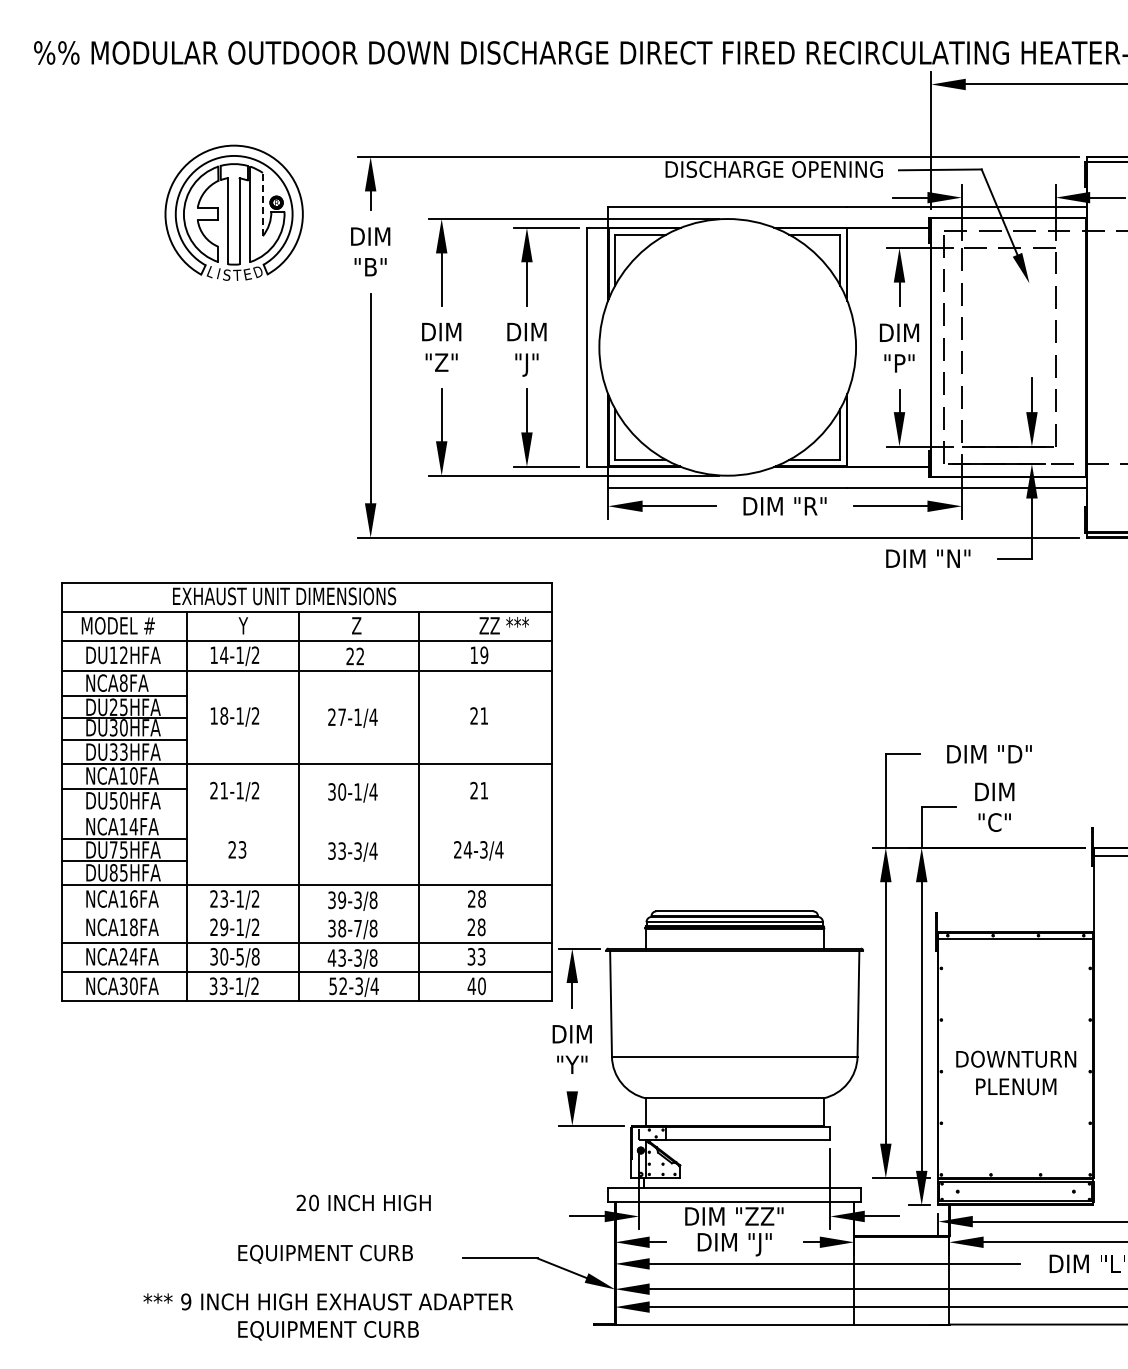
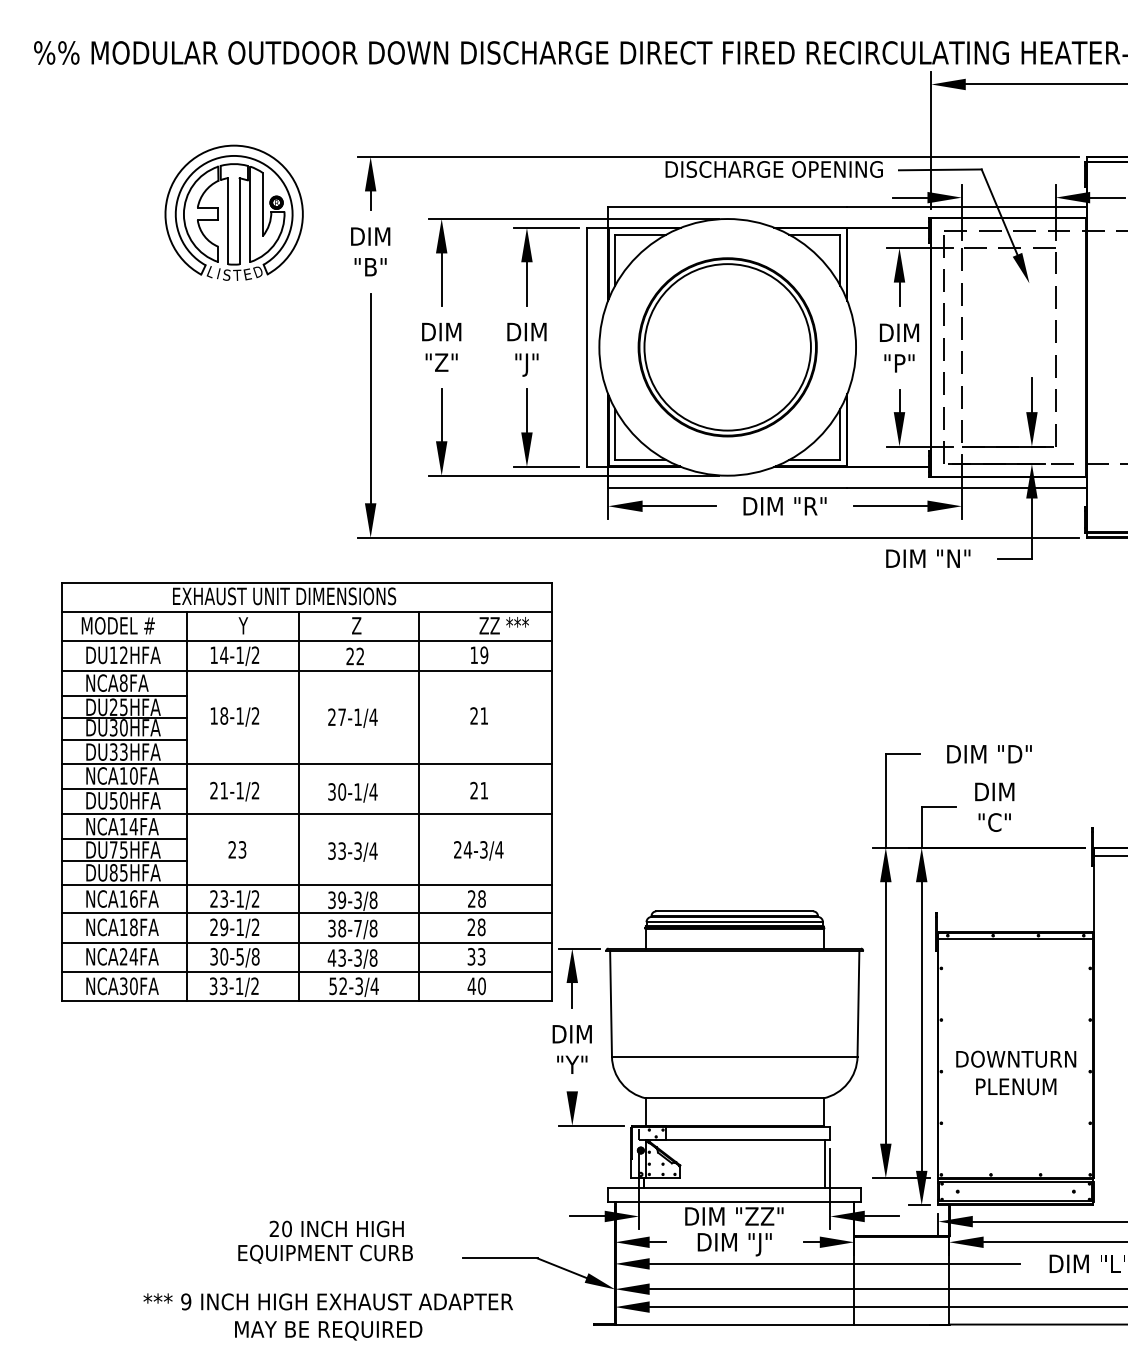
line: dashed -> solid (262, 204)
part: none -> present (727, 347)
line: none -> present (307, 814)
line: none -> present (307, 913)
line: none -> present (825, 1163)
text position: (363, 1202) -> (336, 1228) (336, 1228)
text: EQUIPMENT CURB -> MAY BE REQUIRED (328, 1330)
